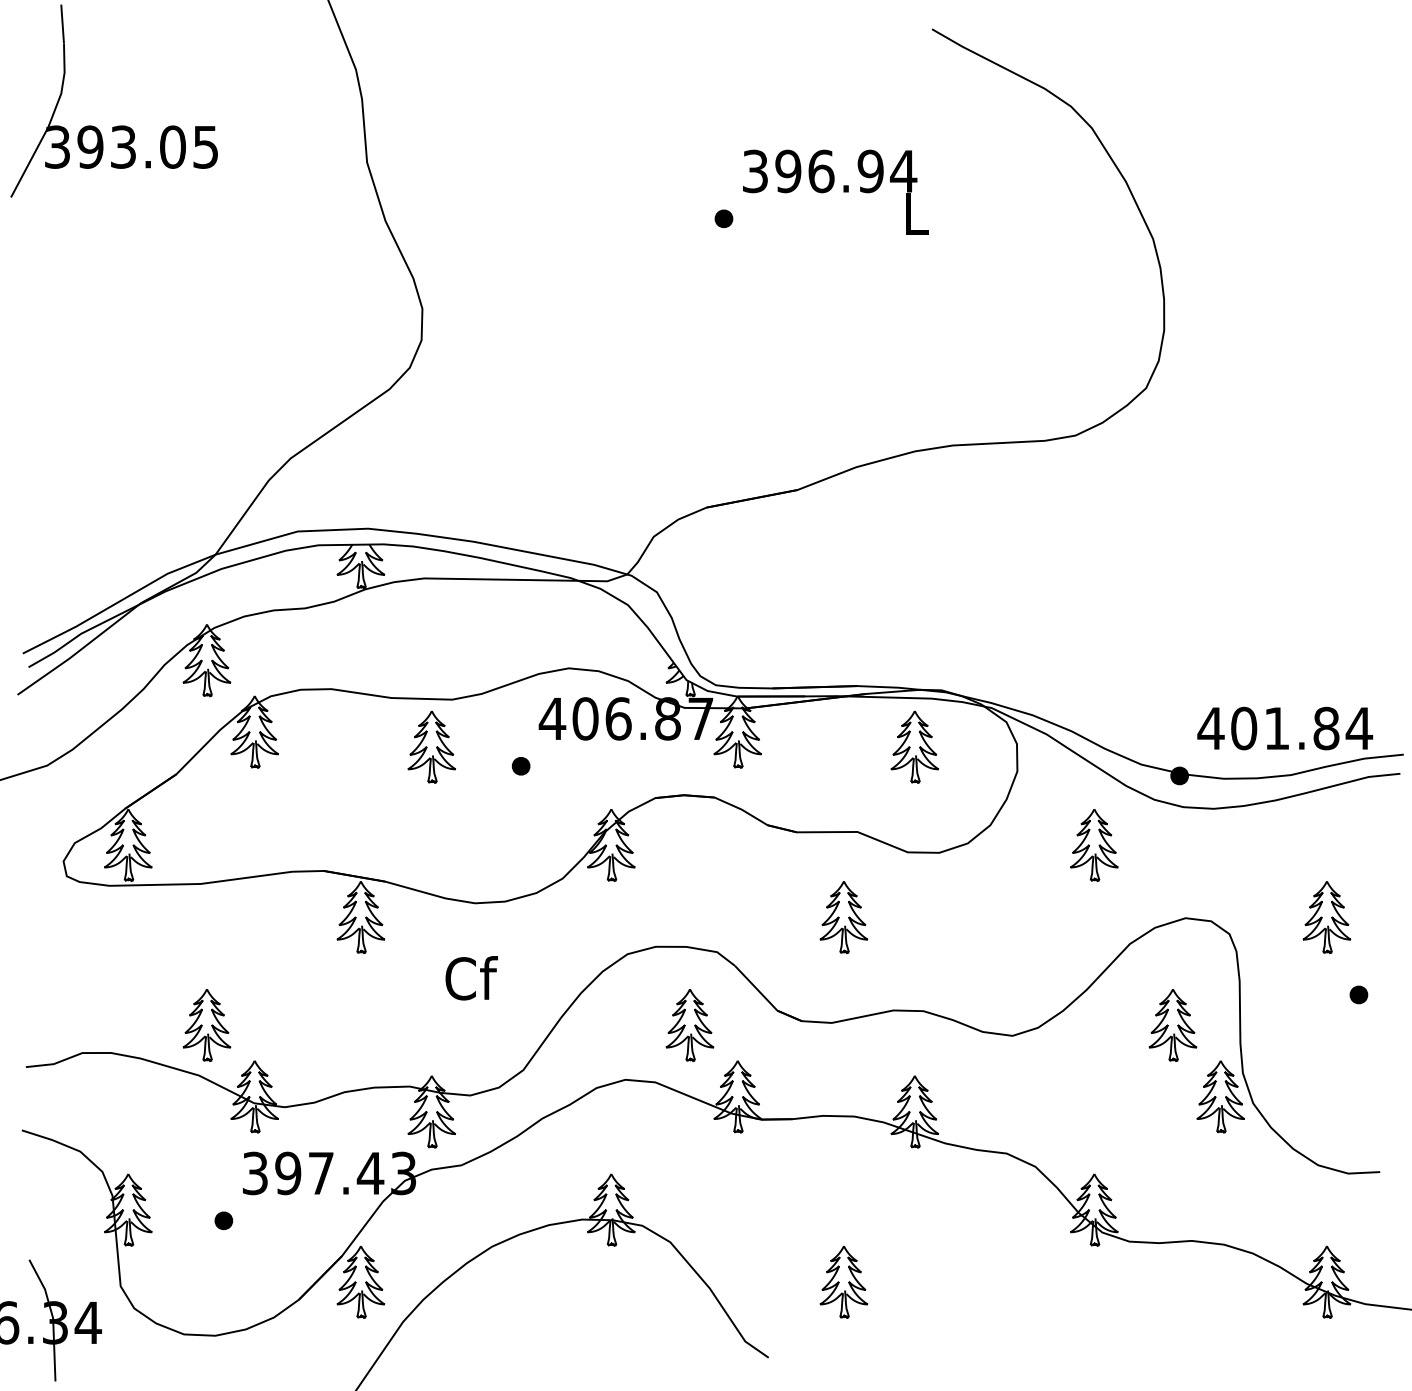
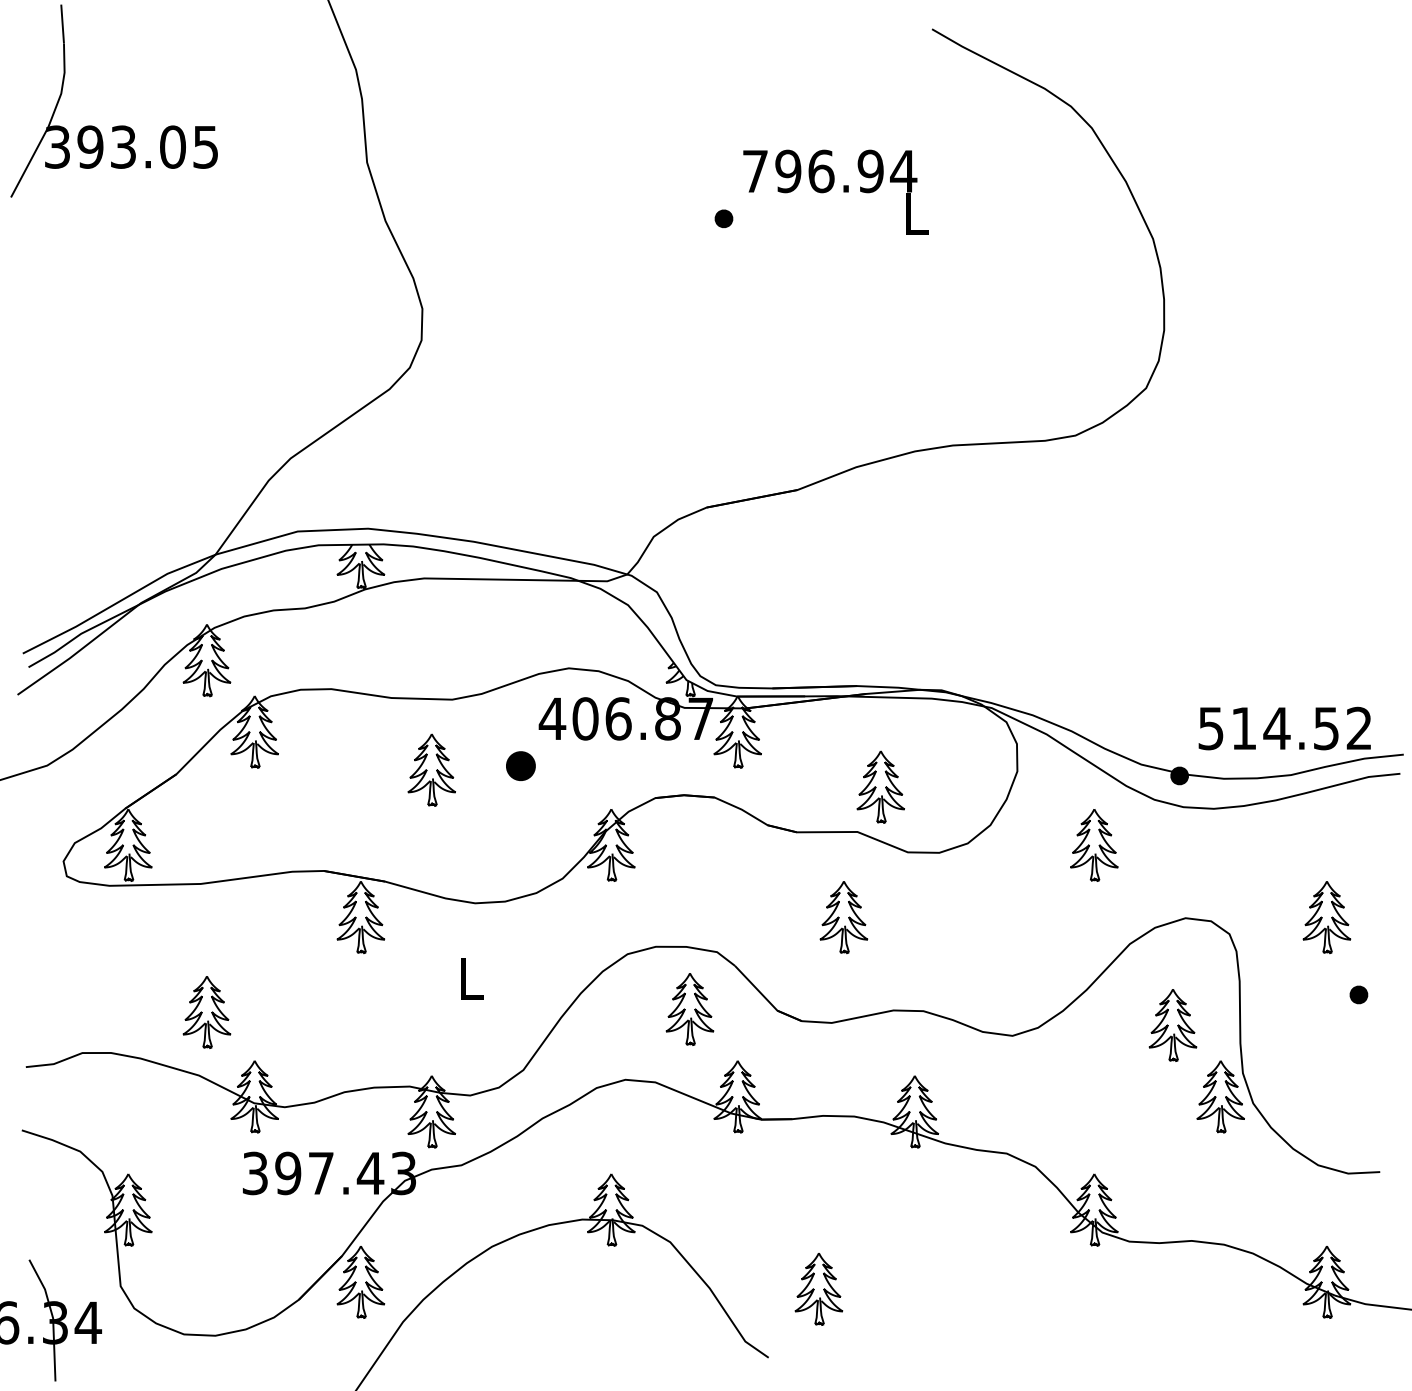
text: 396.94 -> 796.94 (755, 171)
text: 401.84 -> 514.52 (1285, 728)
part position: (431, 746) -> (431, 769) (431, 769)
part position: (914, 746) -> (880, 786) (880, 786)
part size: 19x19 px -> 30x30 px (520, 765)
text: Cf -> L (471, 978)
part position: (206, 1025) -> (206, 1012) (206, 1012)
part position: (689, 1025) -> (689, 1009) (689, 1009)
part: present -> none (223, 1220)
part position: (843, 1282) -> (818, 1289) (818, 1289)
